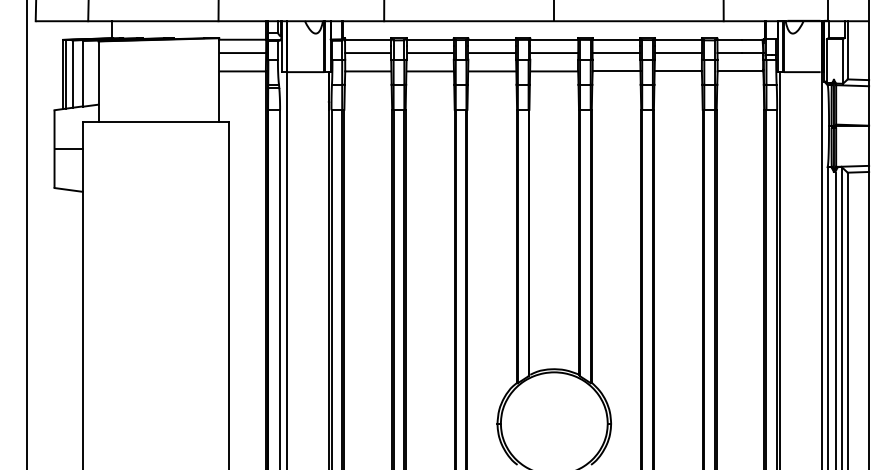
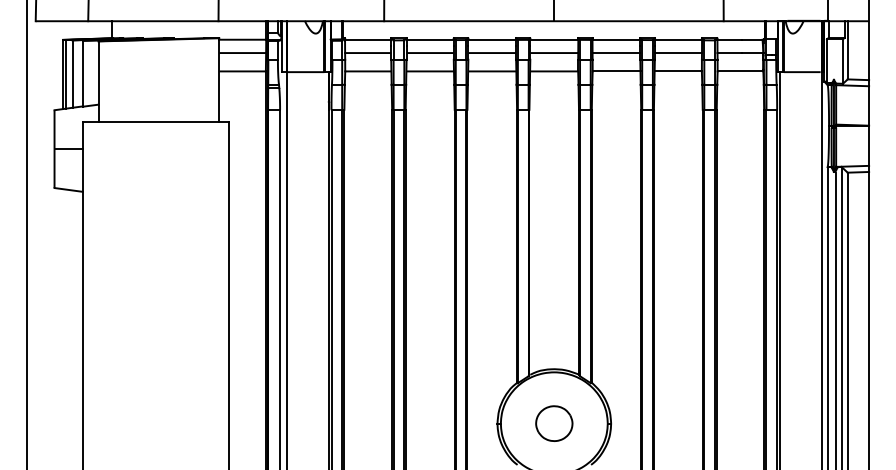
part: none -> present (554, 423)
